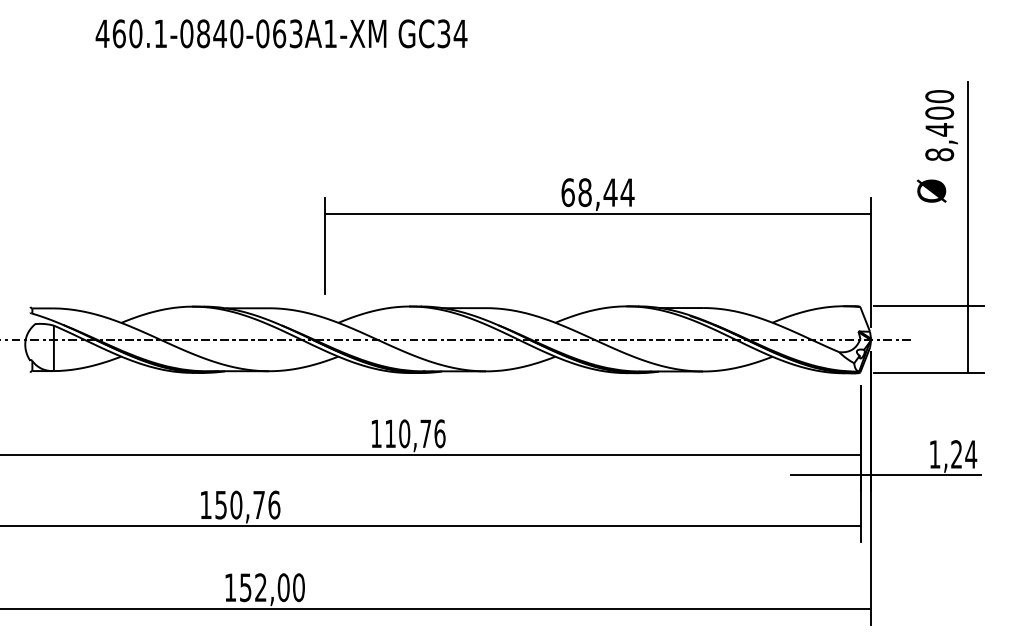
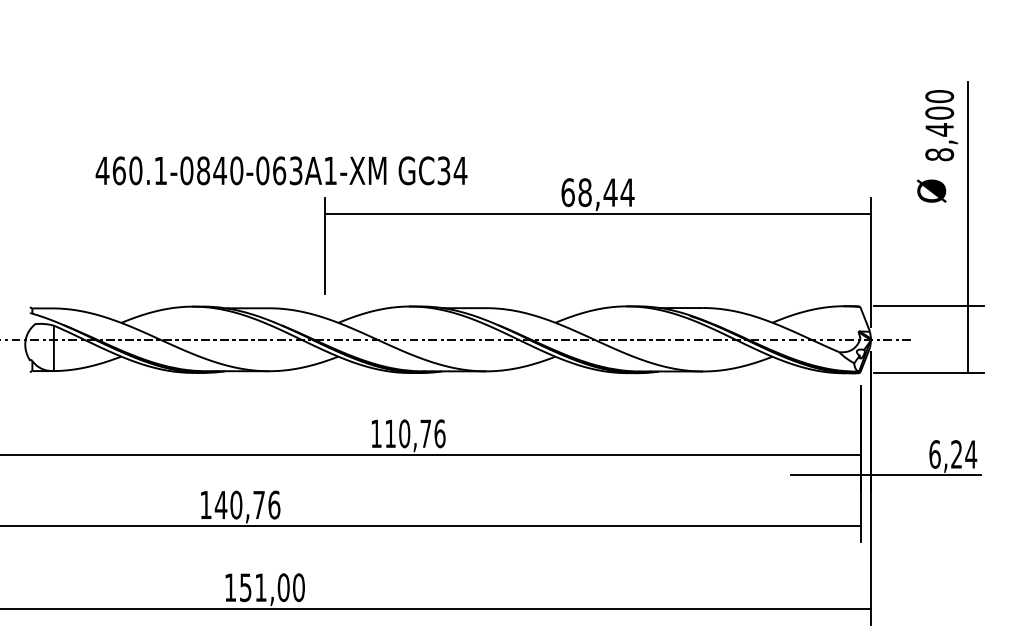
text position: (281, 33) -> (281, 170) (281, 170)
text: 1,24 -> 6,24 (934, 454)
text: 150,76 -> 140,76 (220, 505)
text: 152,00 -> 151,00 (260, 587)
